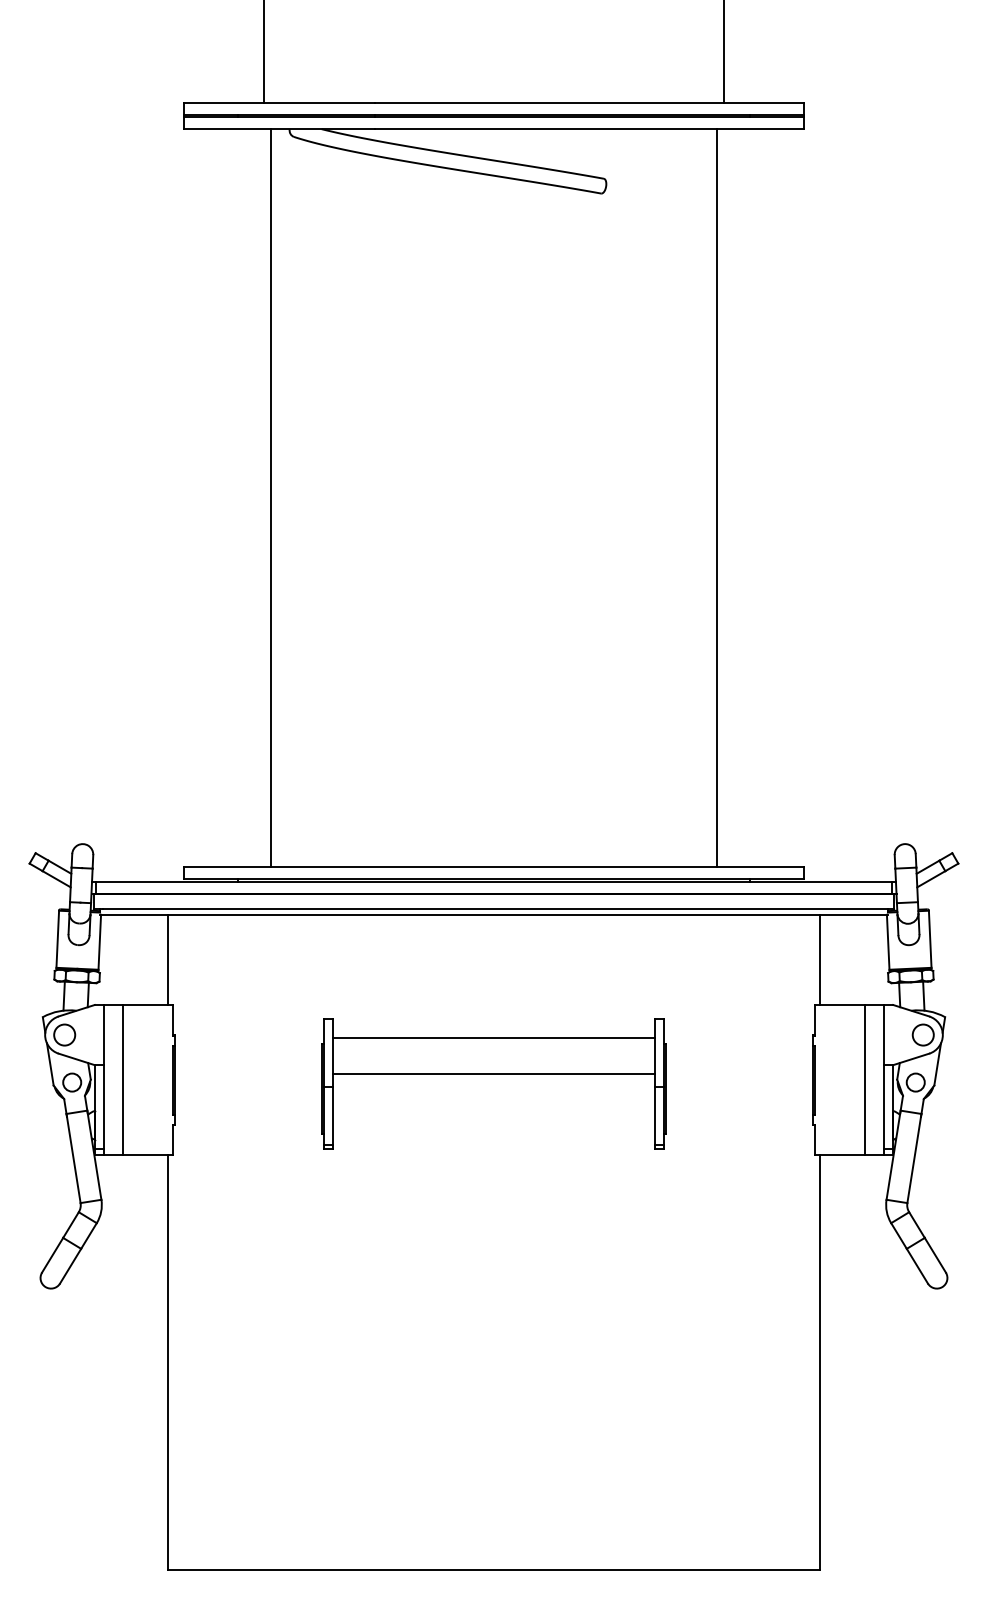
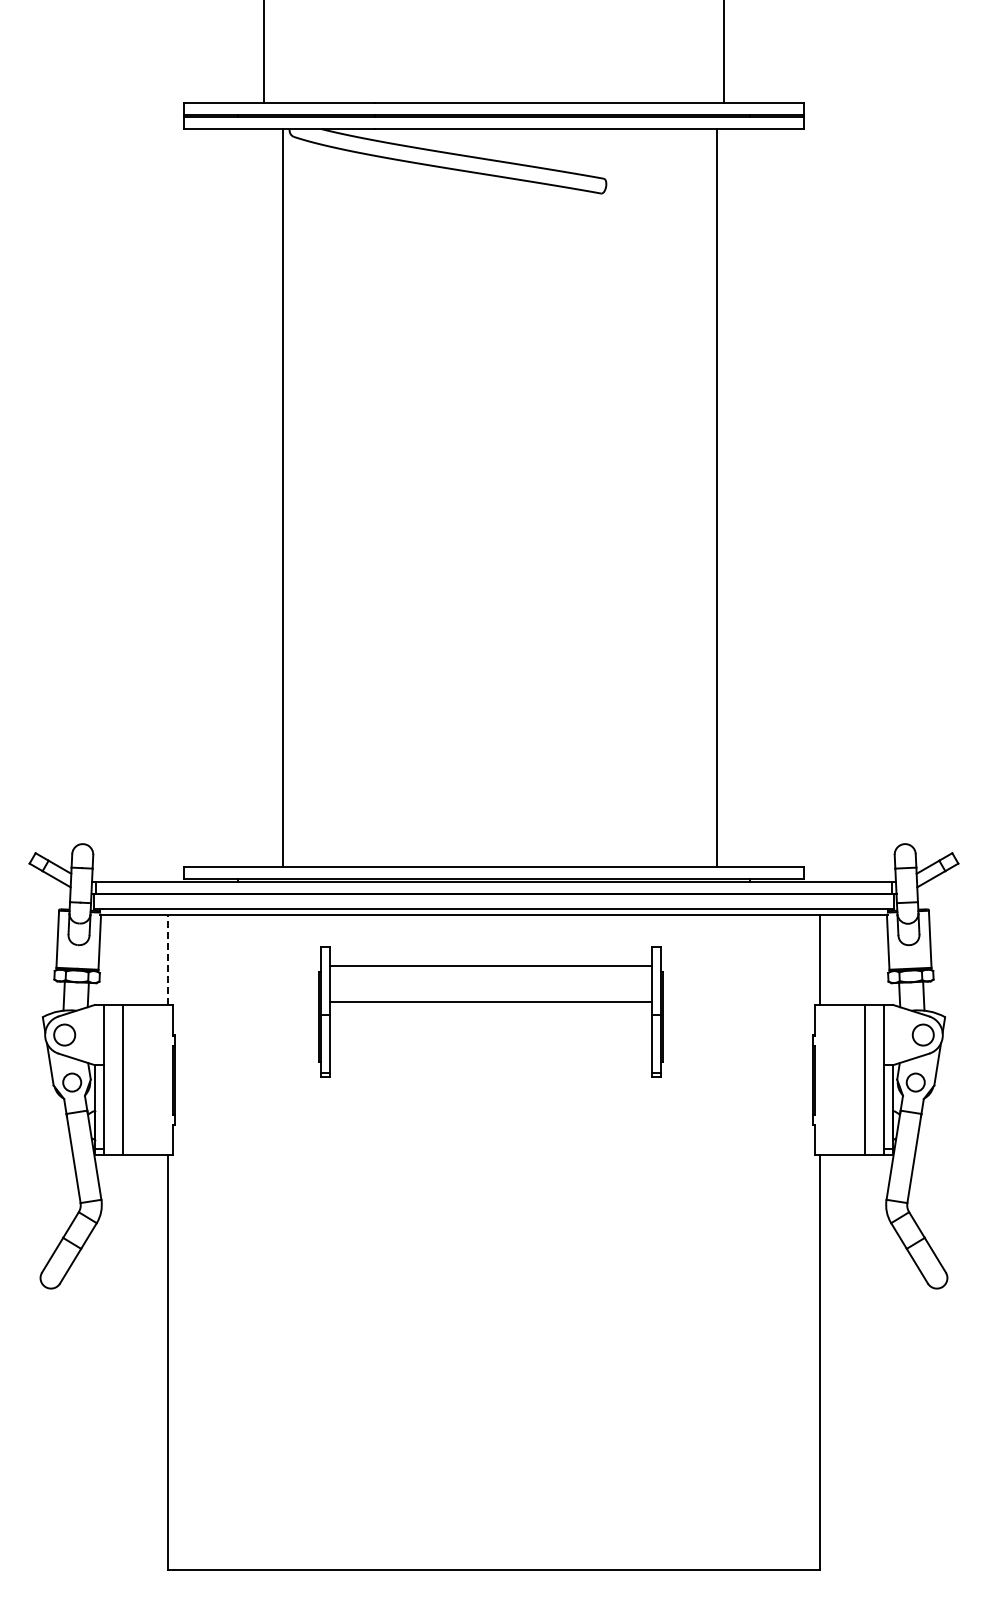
line position: (271, 498) -> (283, 498) (283, 498)
line: solid -> dashed (167, 959)
part position: (493, 1074) -> (490, 1002) (490, 1002)
